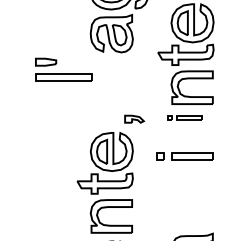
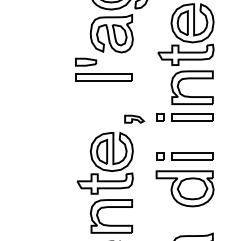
part position: (63, 69) -> (103, 69) (103, 69)
part size: 36x6 px -> 58x9 px (184, 117)
part: none -> present (184, 188)
